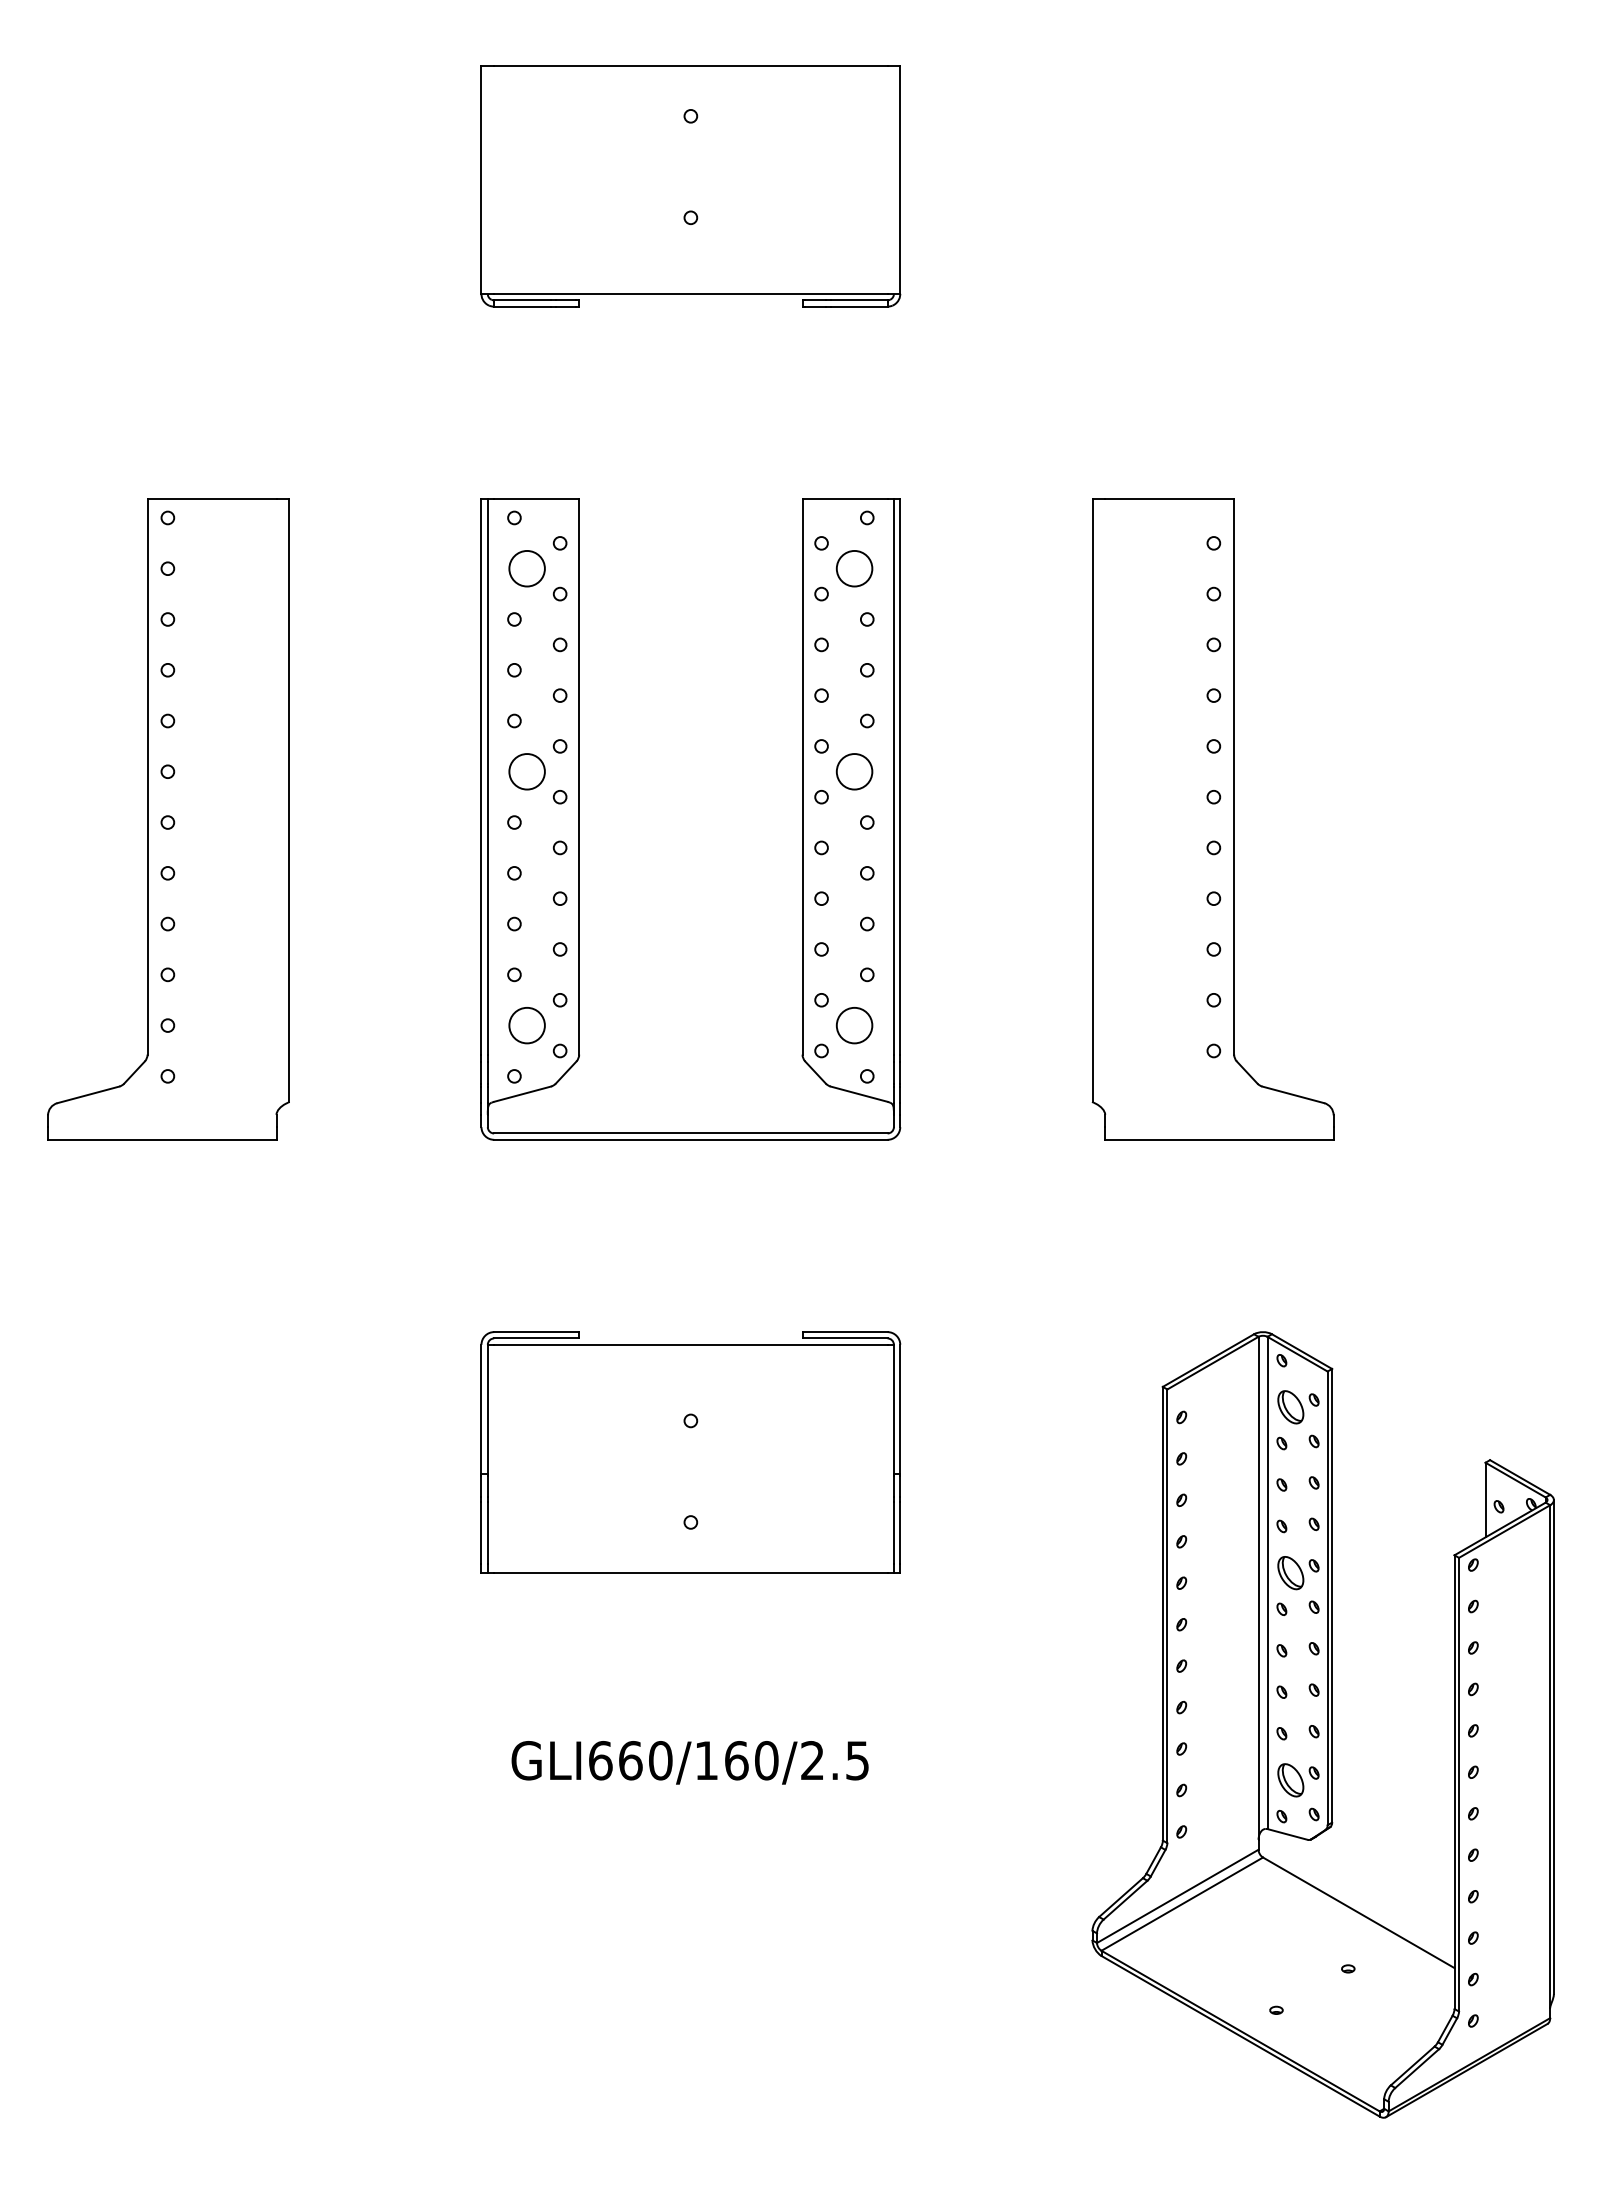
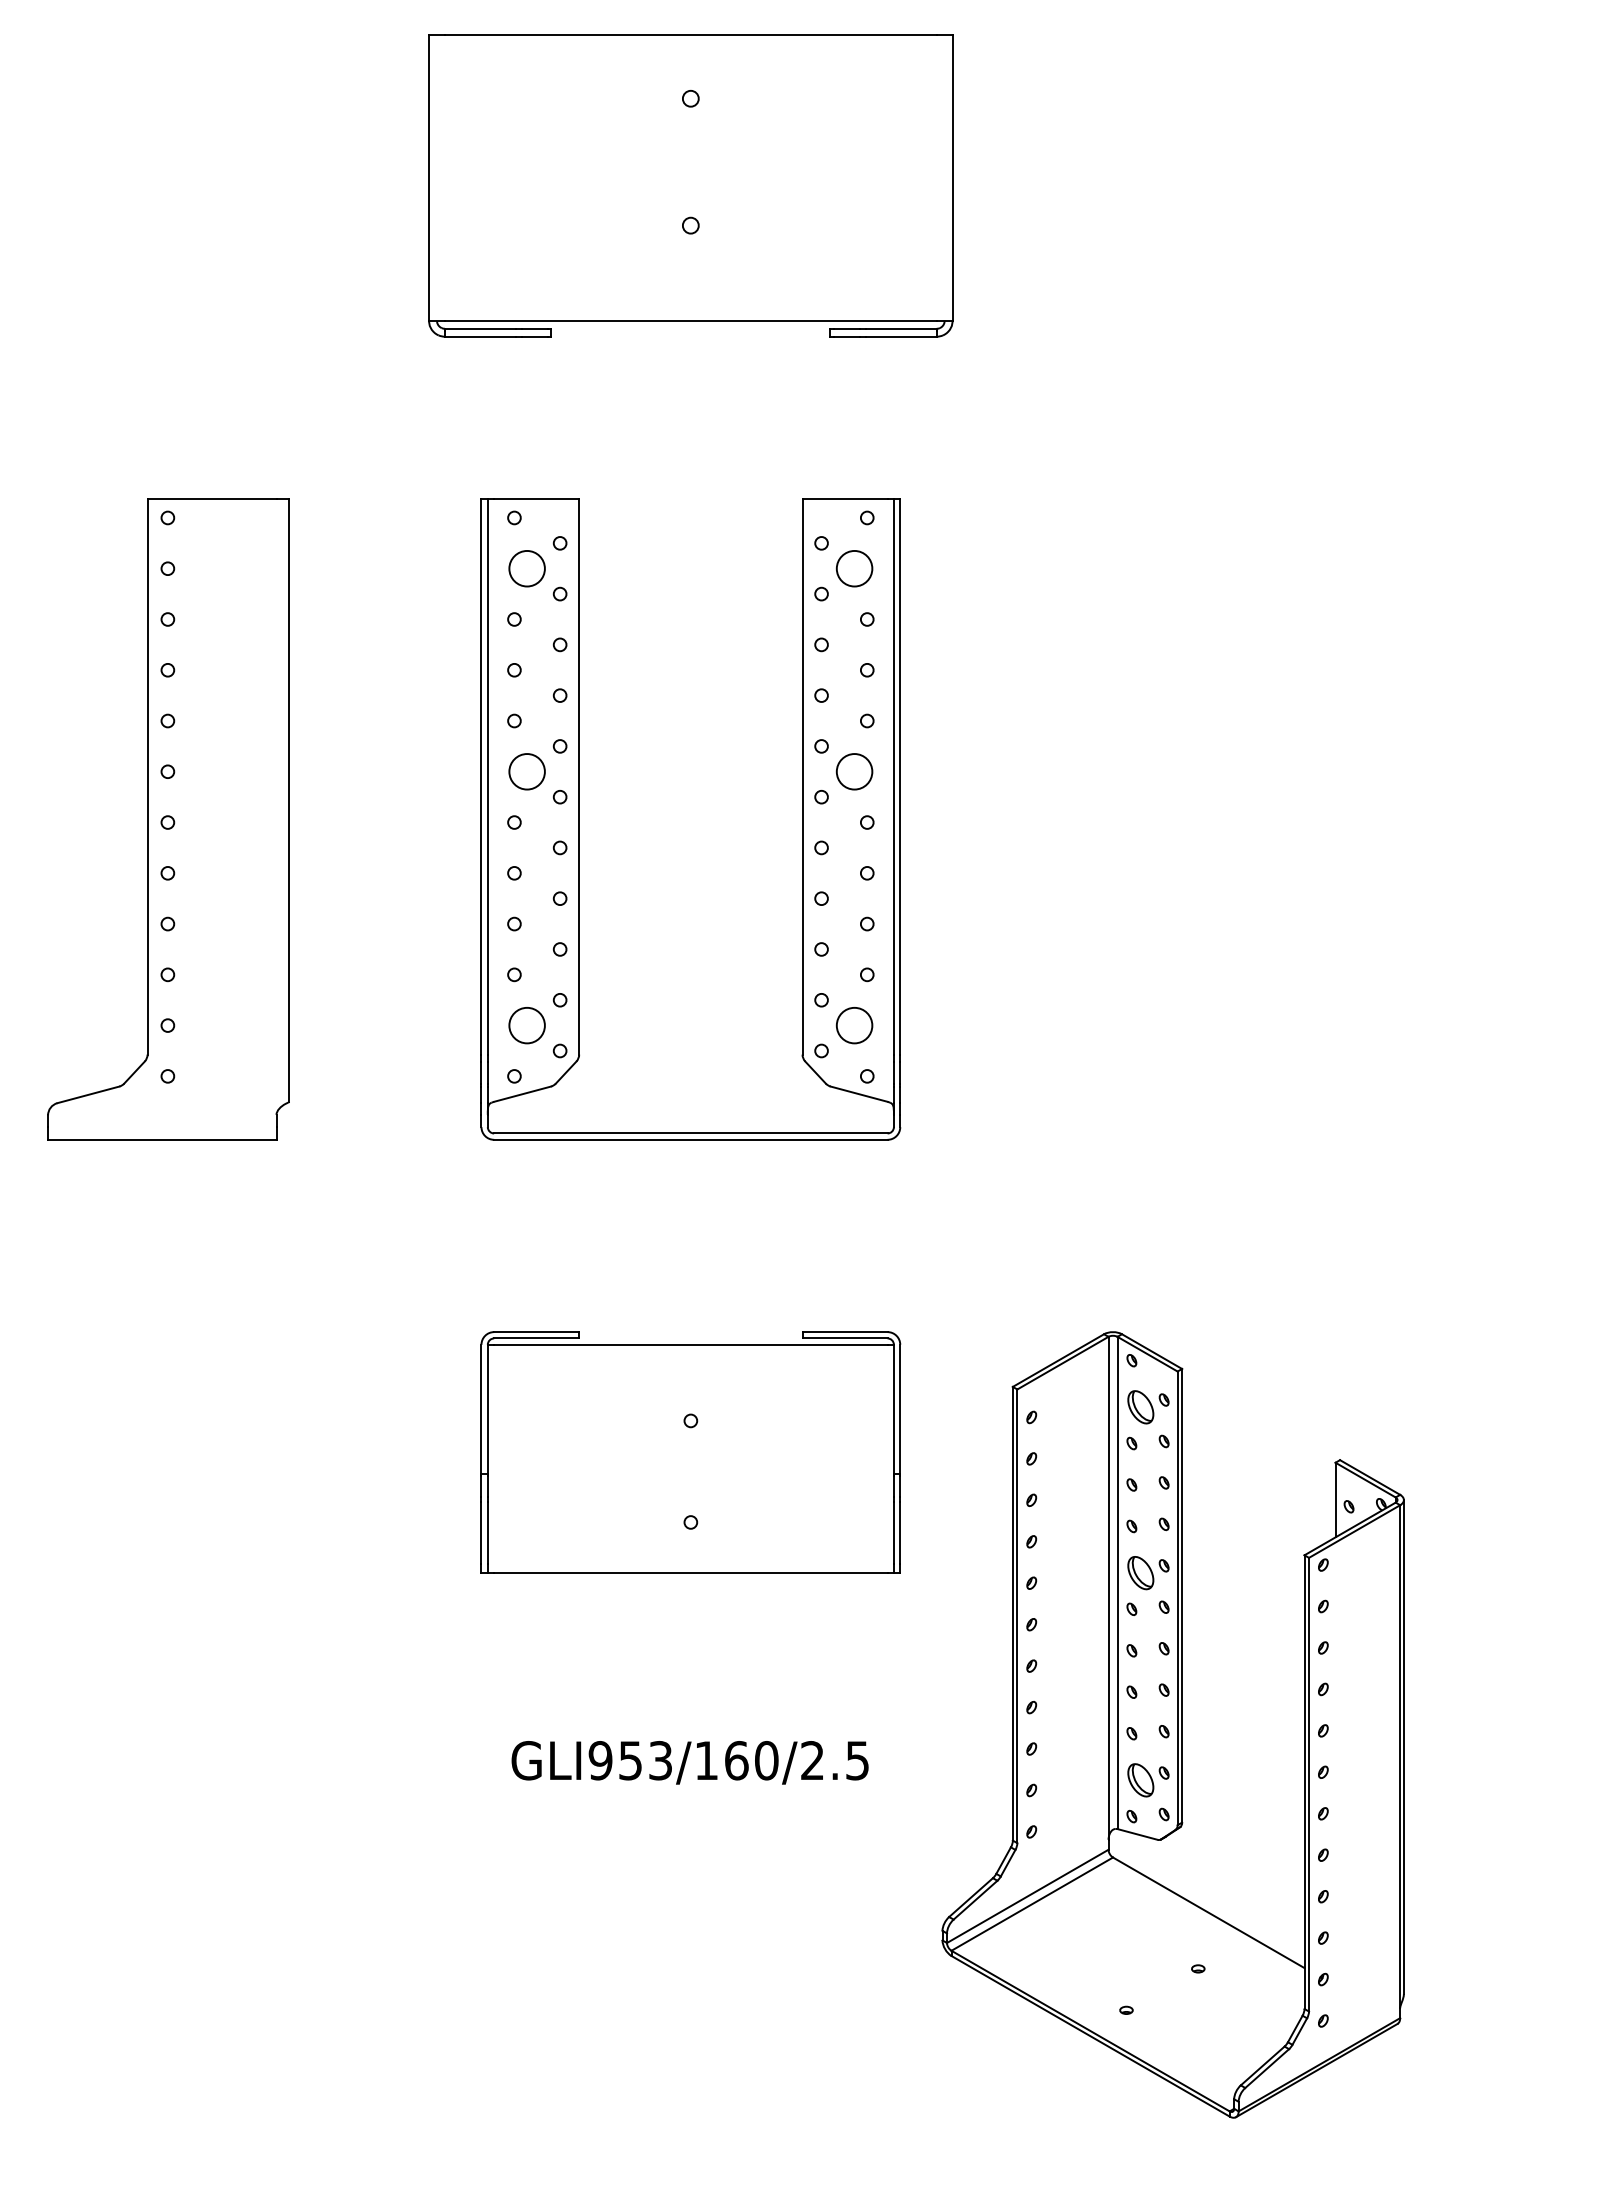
part size: 422x243 px -> 526x304 px (690, 185)
part: present -> none (1212, 819)
part position: (1322, 1724) -> (1172, 1724) (1172, 1724)
text: GLI660/160/2.5 -> GLI953/160/2.5 (630, 1760)
